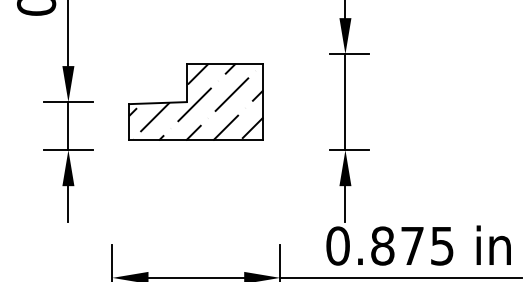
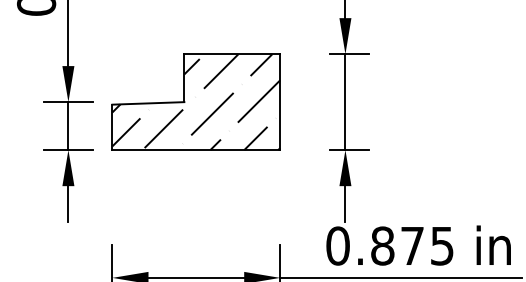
part size: 136x78 px -> 170x98 px (195, 101)
